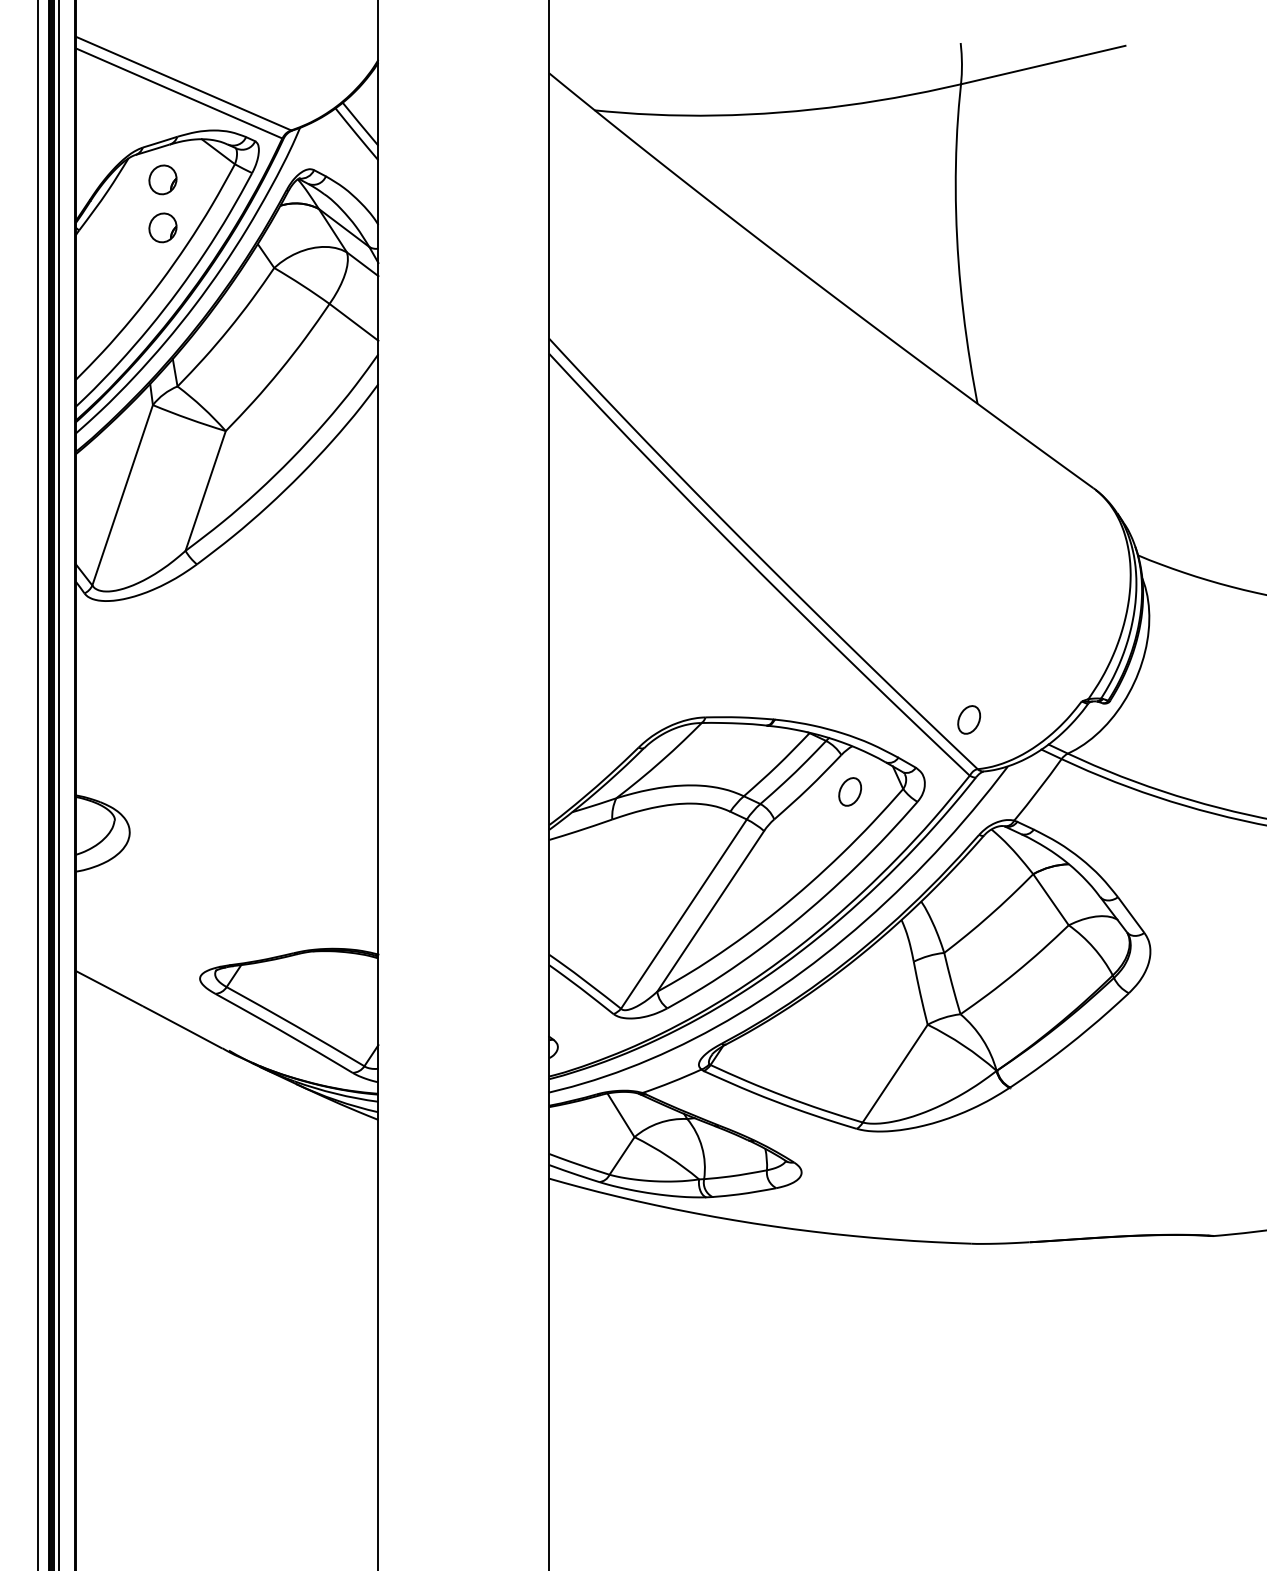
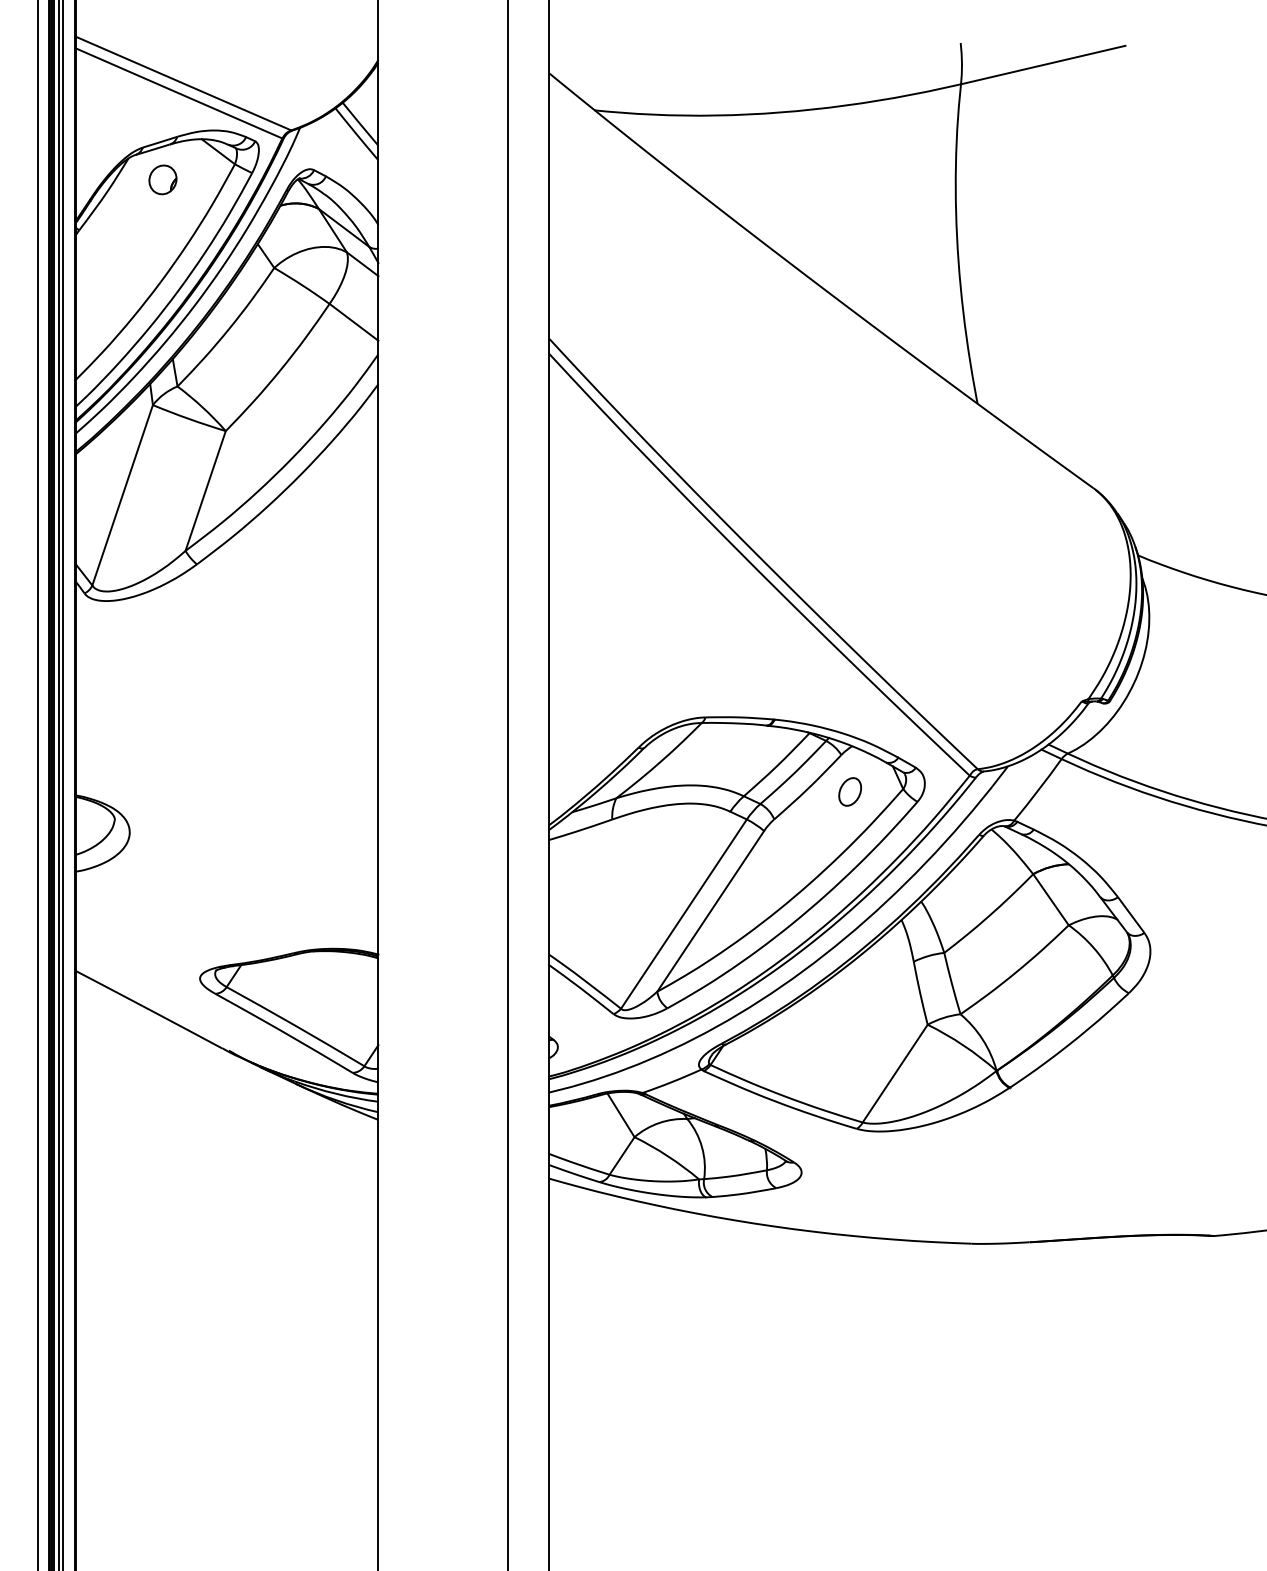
part: present -> none (162, 227)
part: present -> none (969, 719)
line: none -> present (63, 784)
line: none -> present (508, 784)
